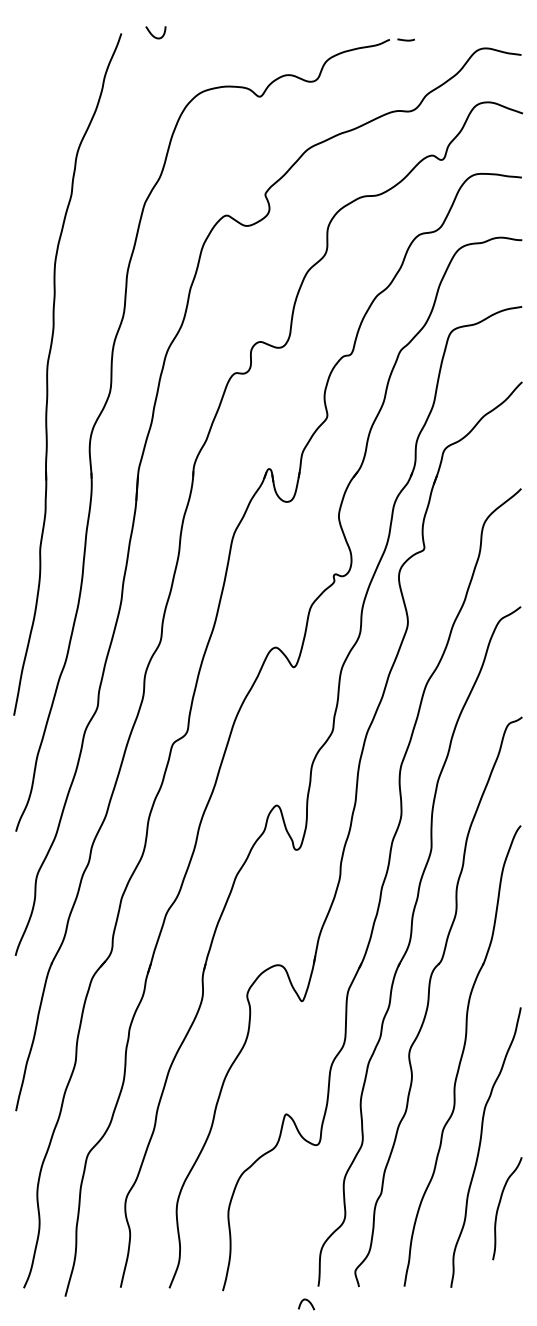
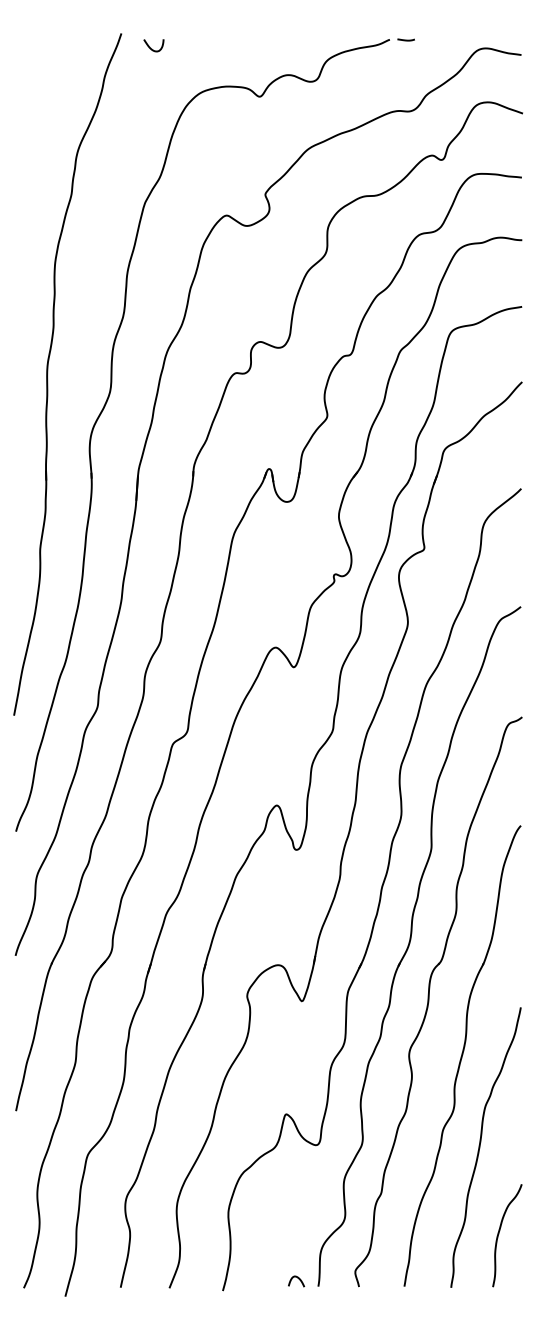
curve position: (152, 34) -> (150, 47) (150, 47)
curve position: (499, 1207) -> (499, 1234) (499, 1234)
curve position: (308, 1302) -> (298, 1279) (298, 1279)
